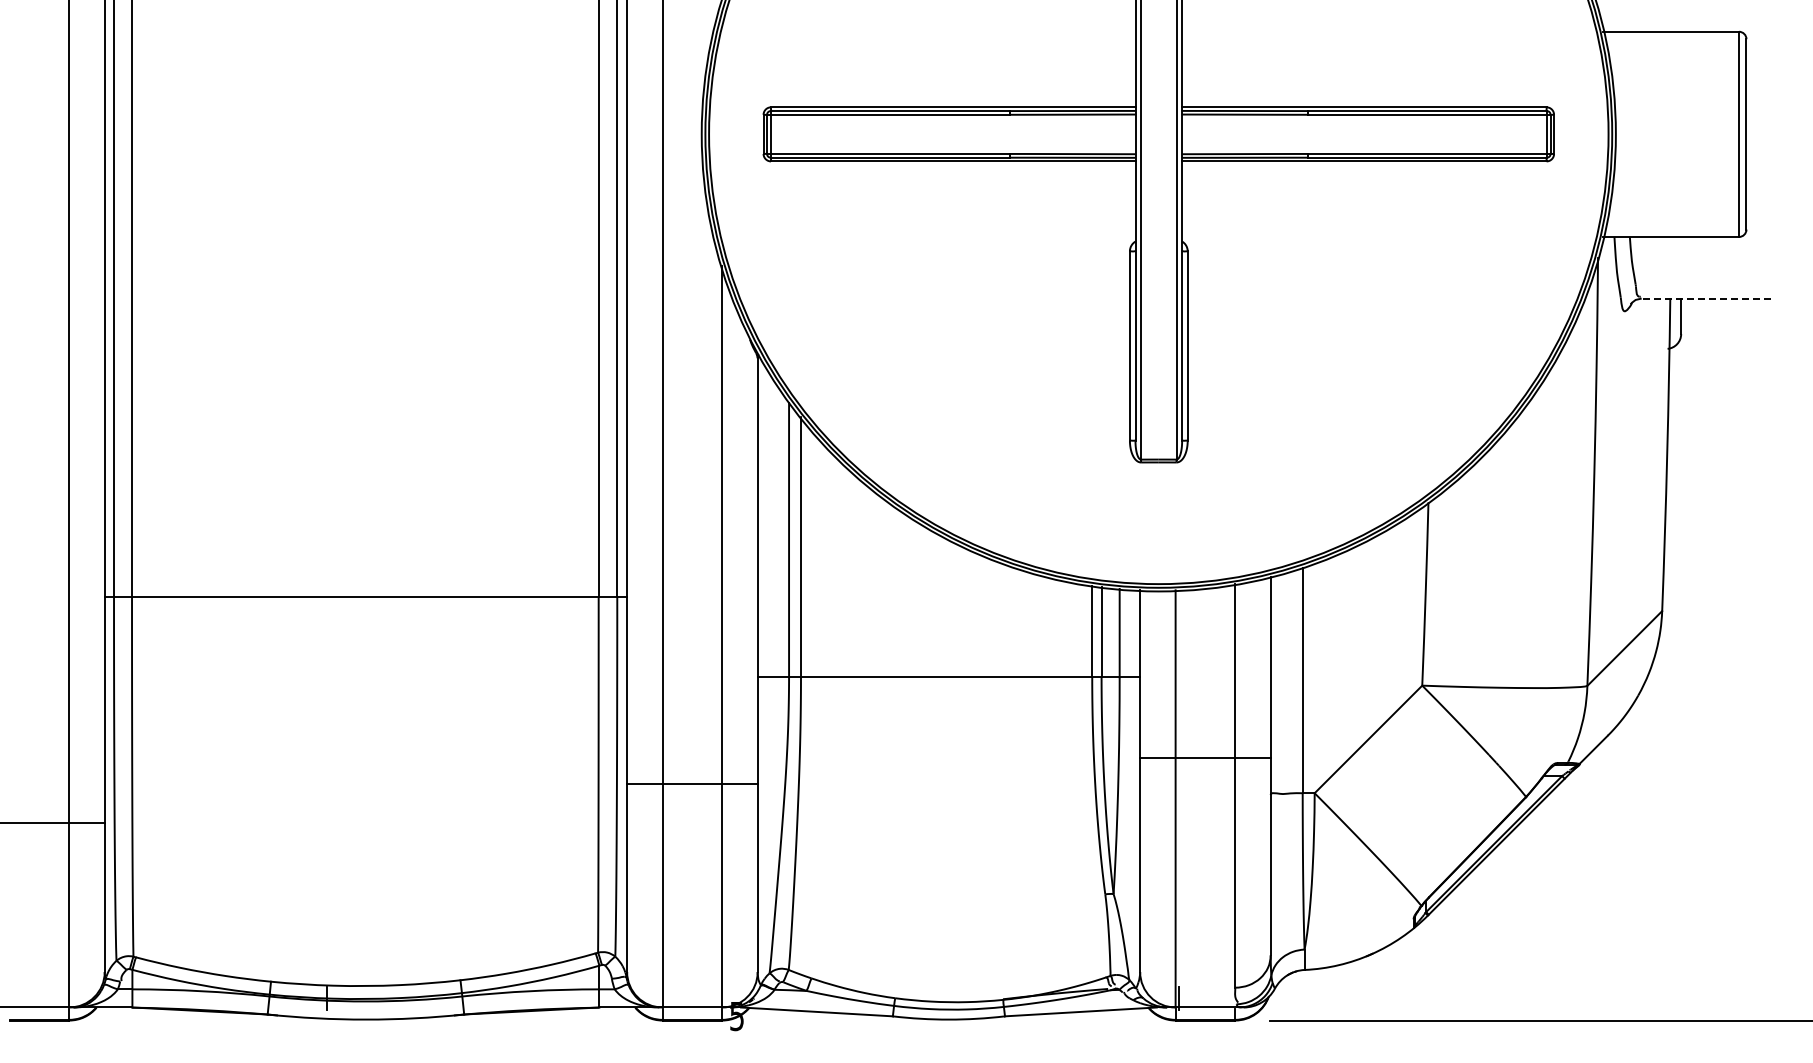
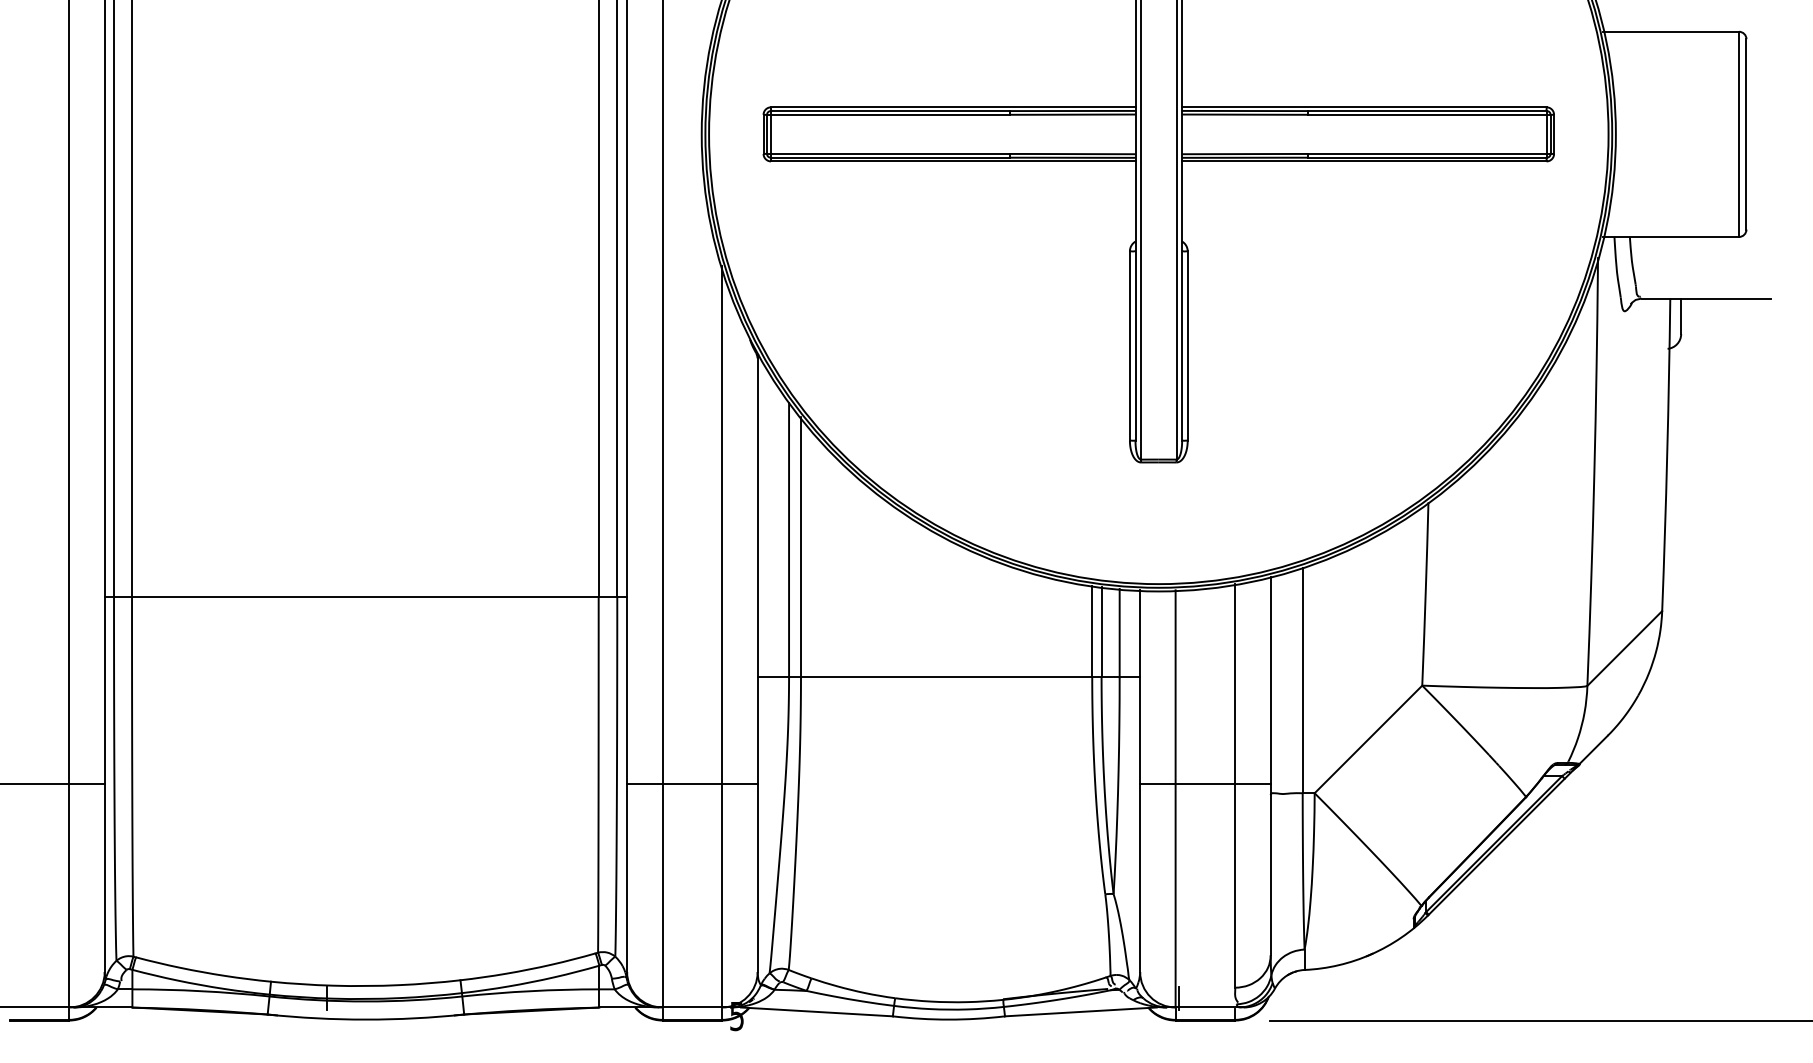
line: dashed -> solid (1706, 298)
line position: (1205, 757) -> (1205, 783) (1205, 783)
line position: (53, 822) -> (53, 783) (53, 783)
